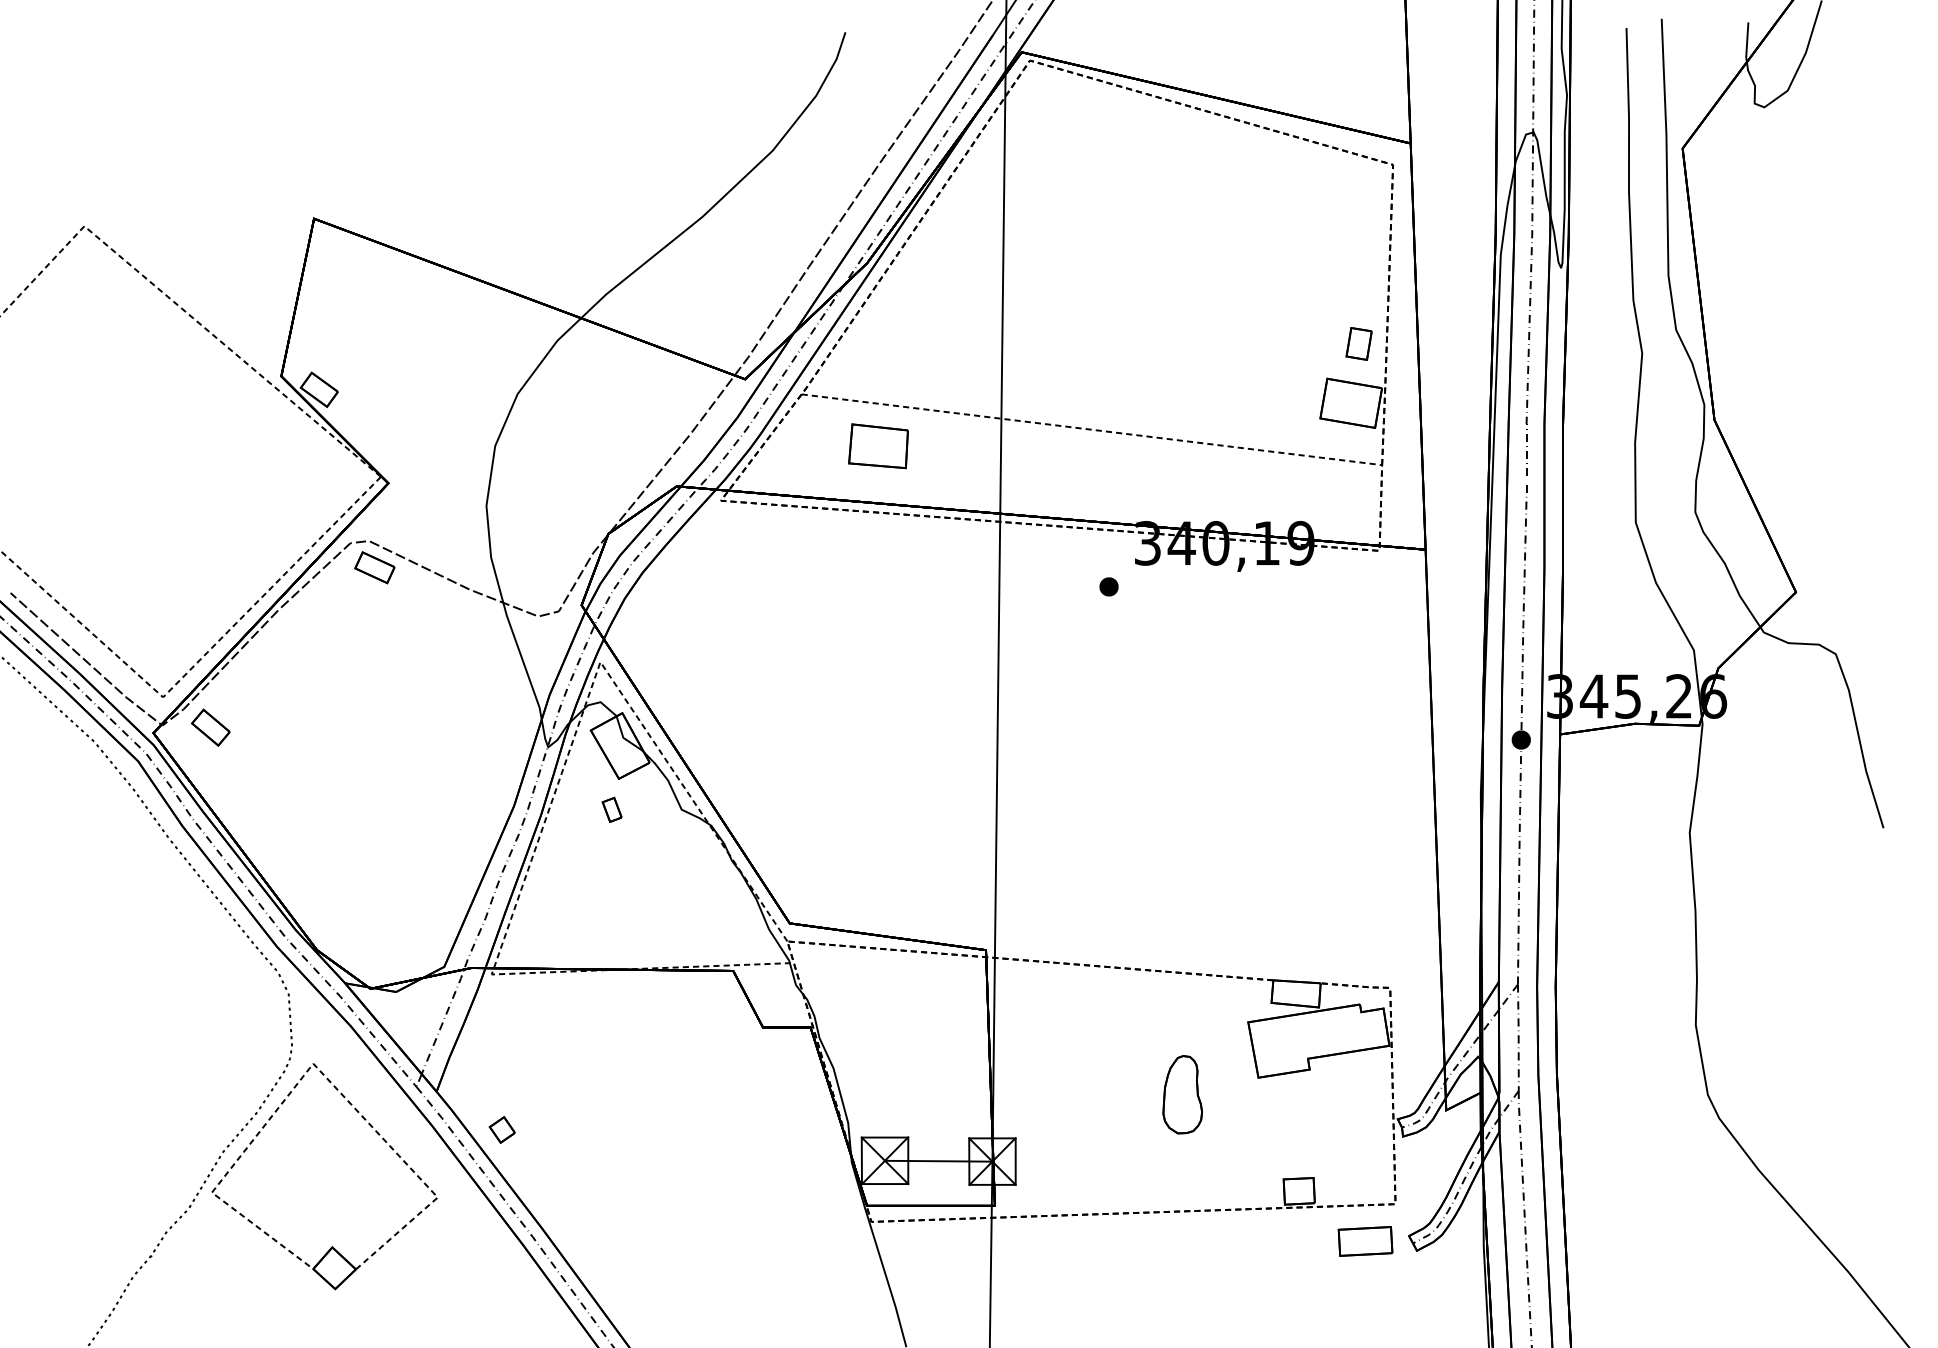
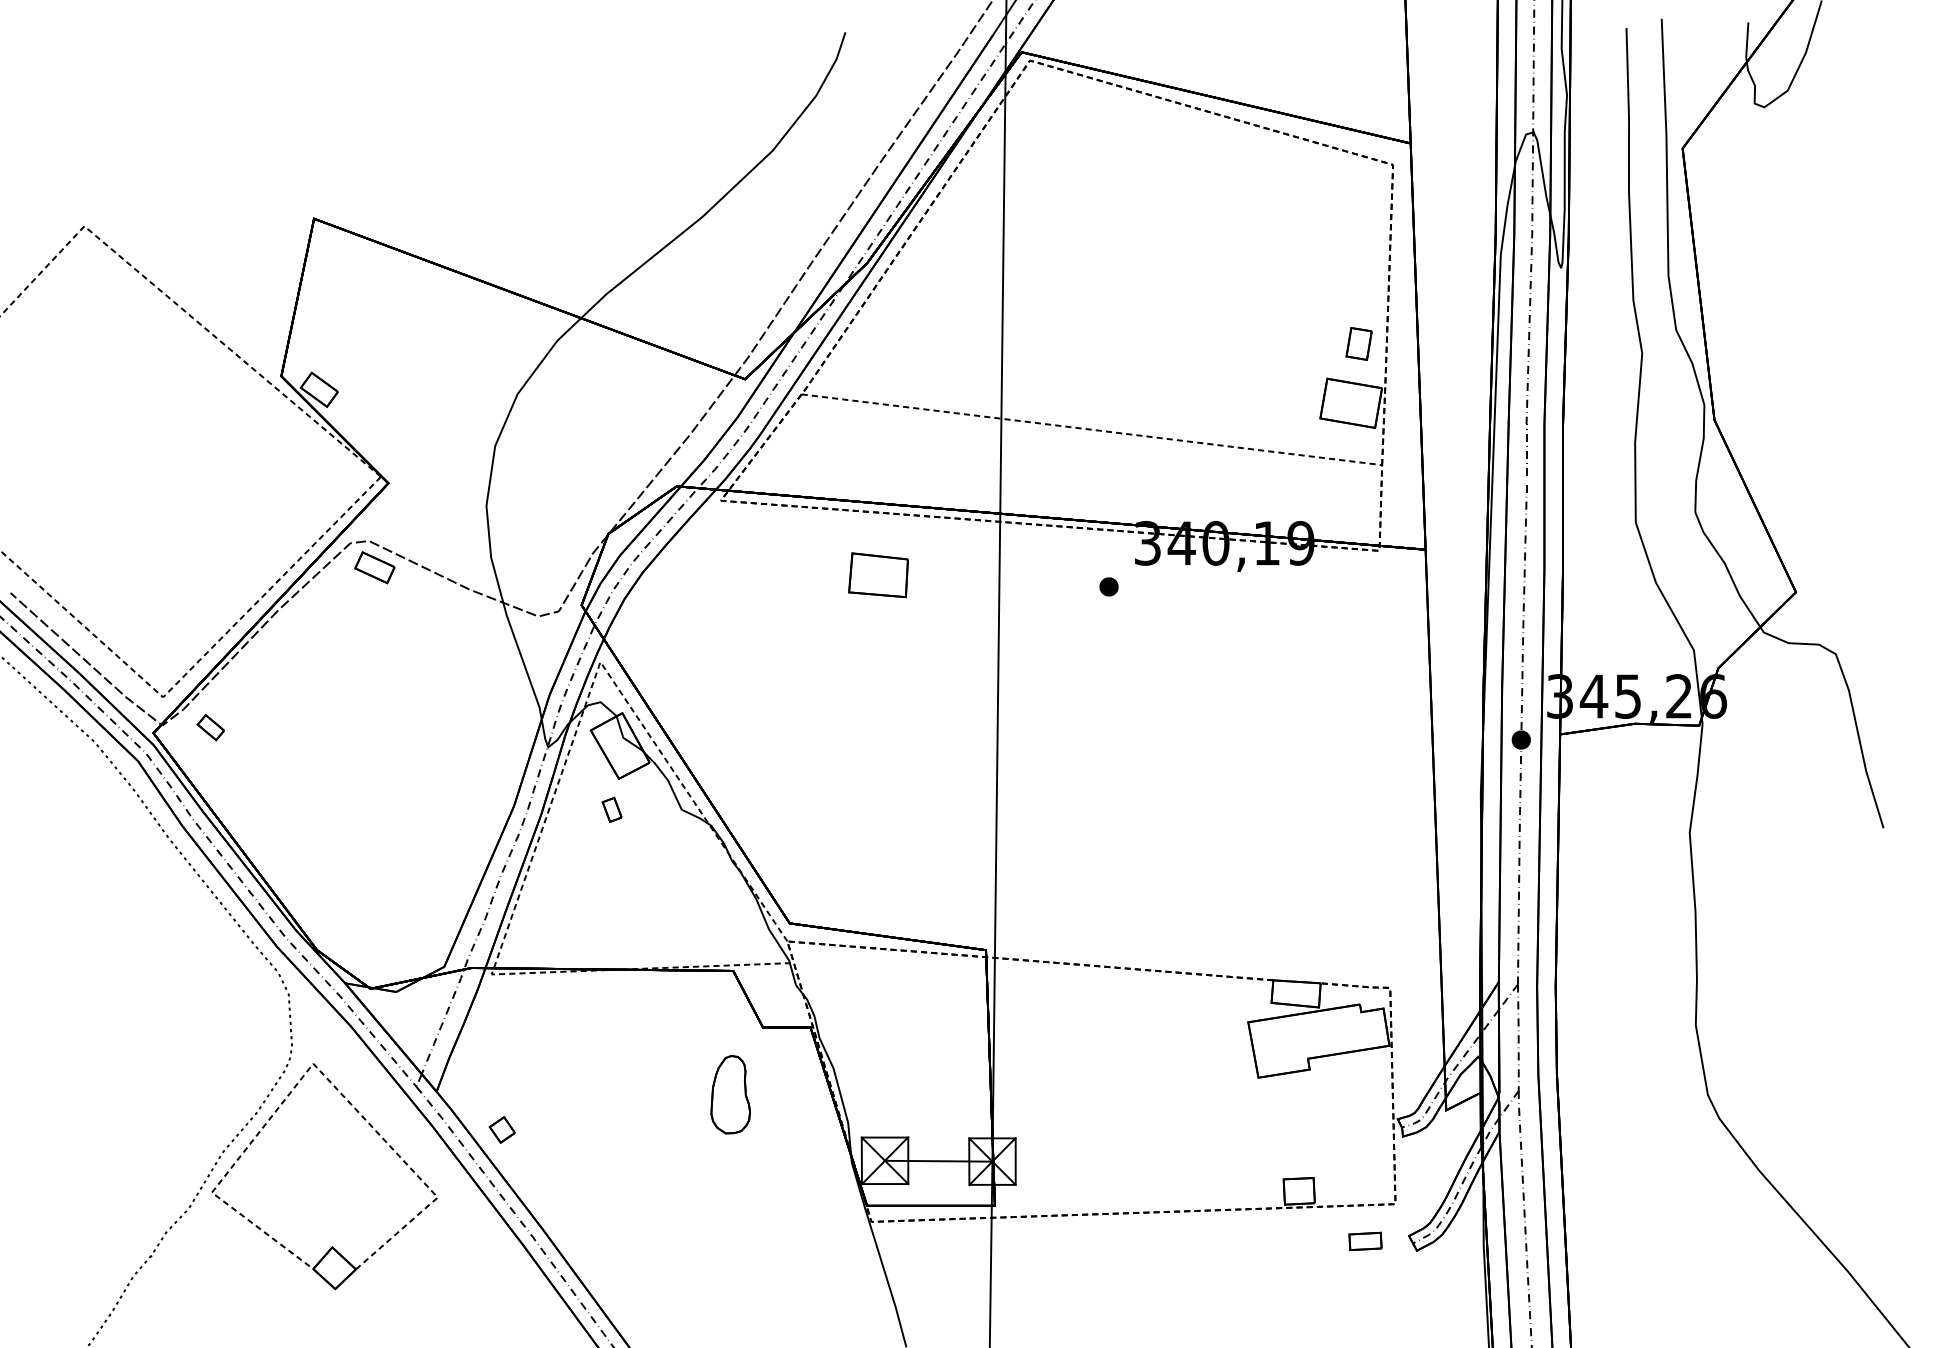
part position: (878, 446) -> (878, 575) (878, 575)
part size: 40x39 px -> 29x28 px (210, 727)
part position: (1182, 1094) -> (730, 1094) (730, 1094)
part size: 57x31 px -> 35x21 px (1365, 1241)
